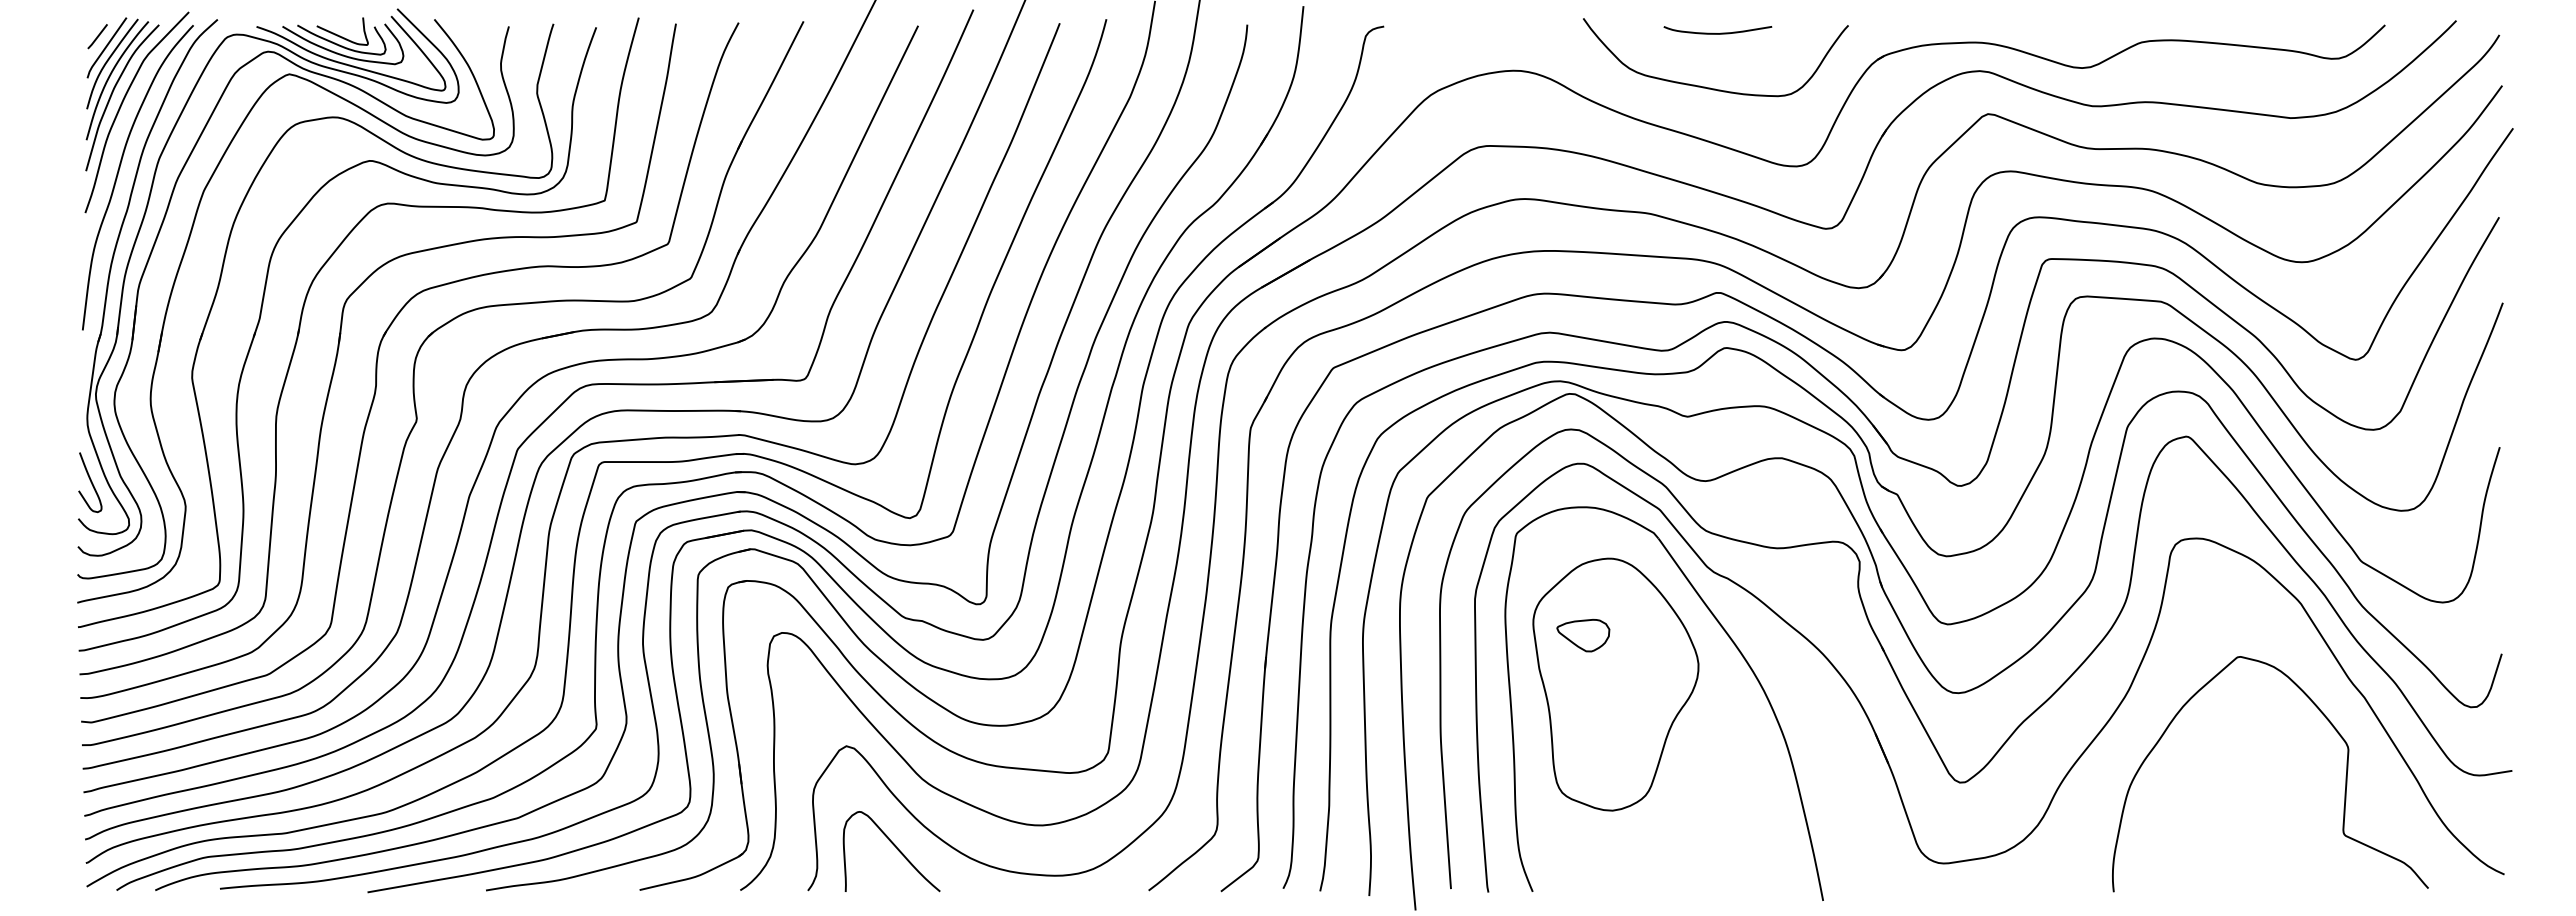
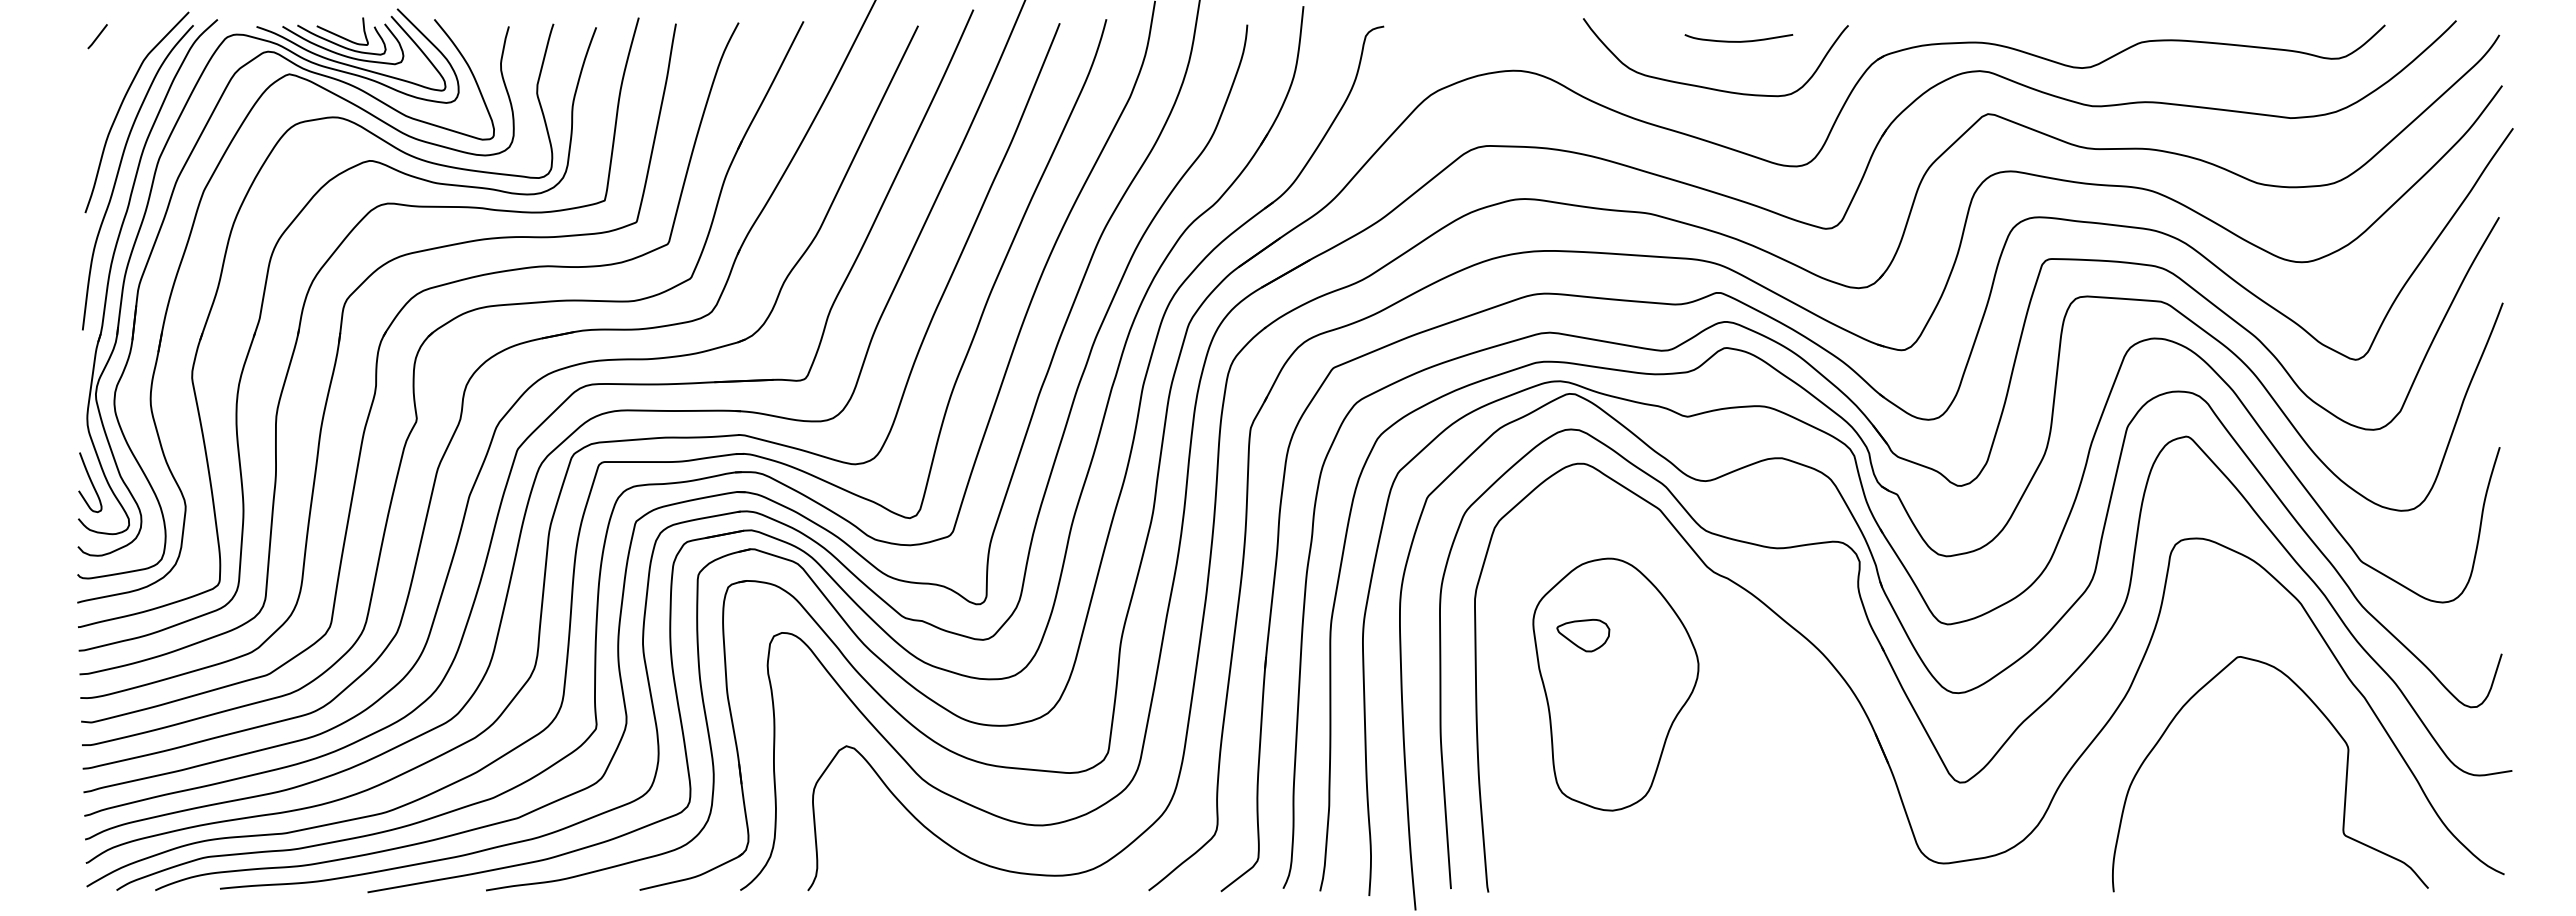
curve position: (1717, 33) -> (1738, 41) (1738, 41)
part: present -> none (114, 90)
part: present -> none (1738, 651)
curve: present -> none (895, 847)
